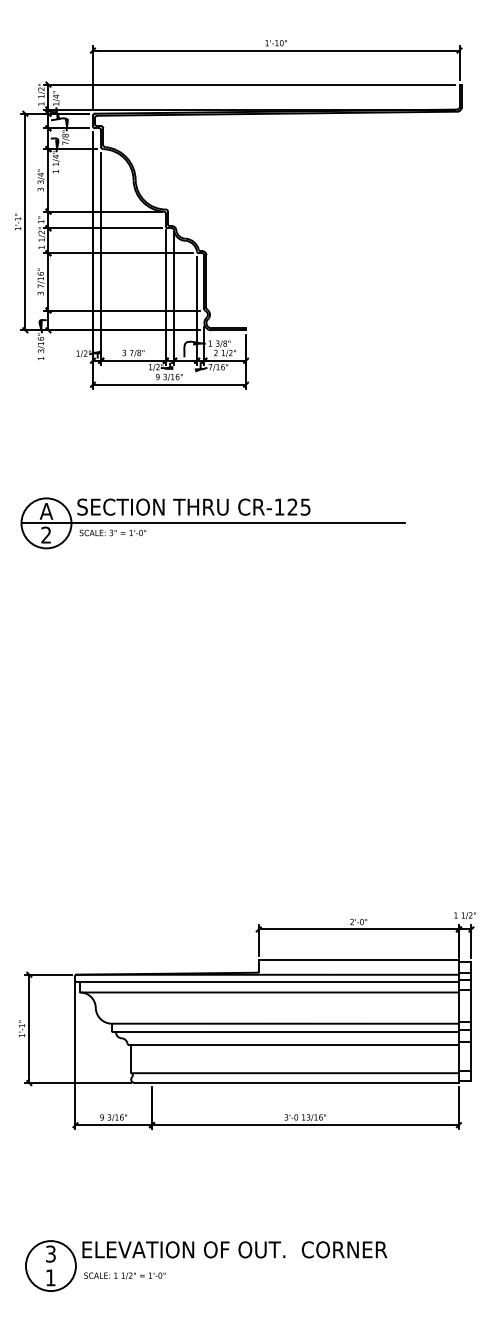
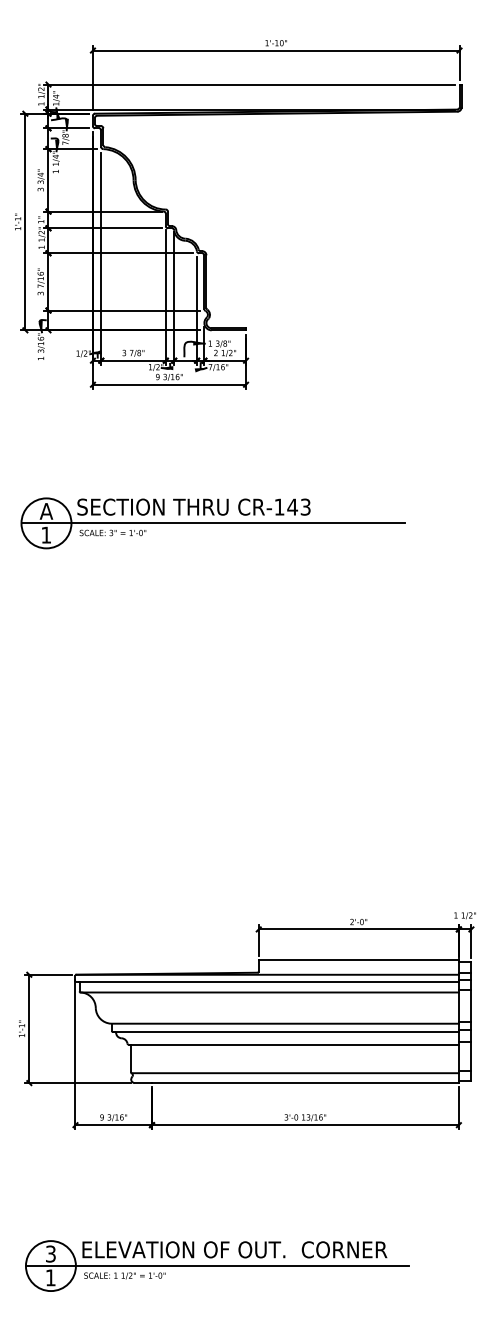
text: CR-125 -> CR-143 (298, 506)
text: 2 -> 1 (45, 534)
line: none -> present (217, 1266)
